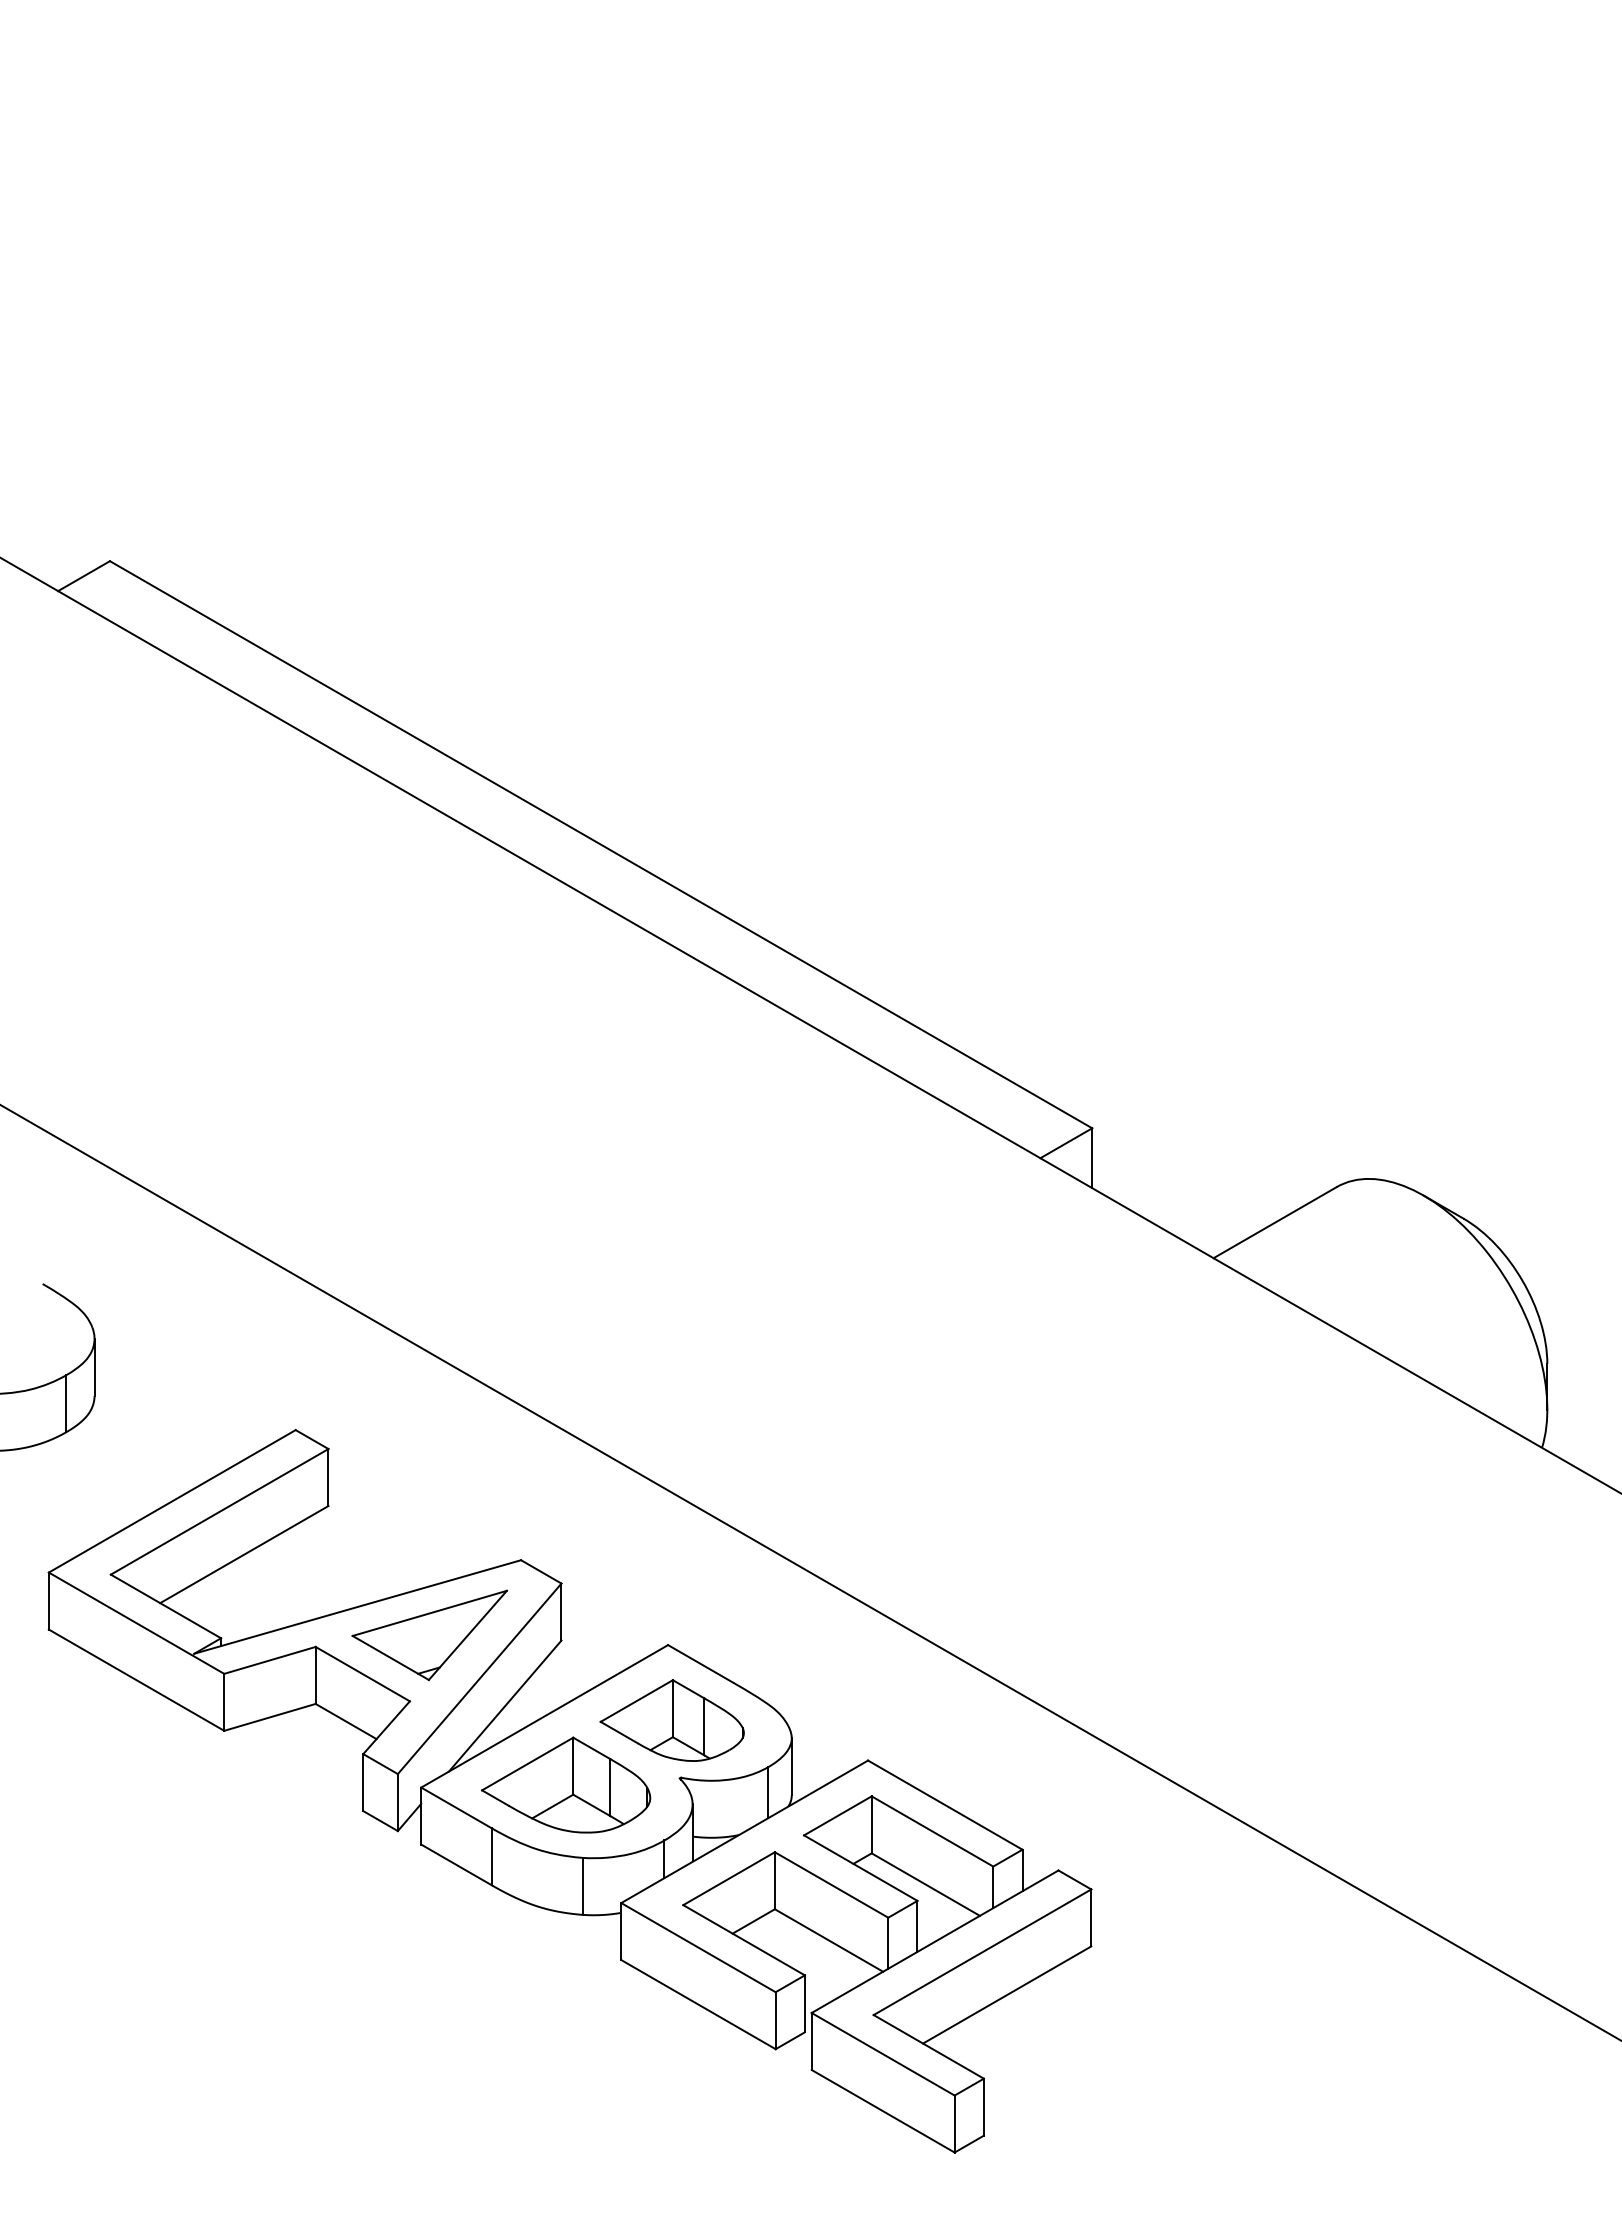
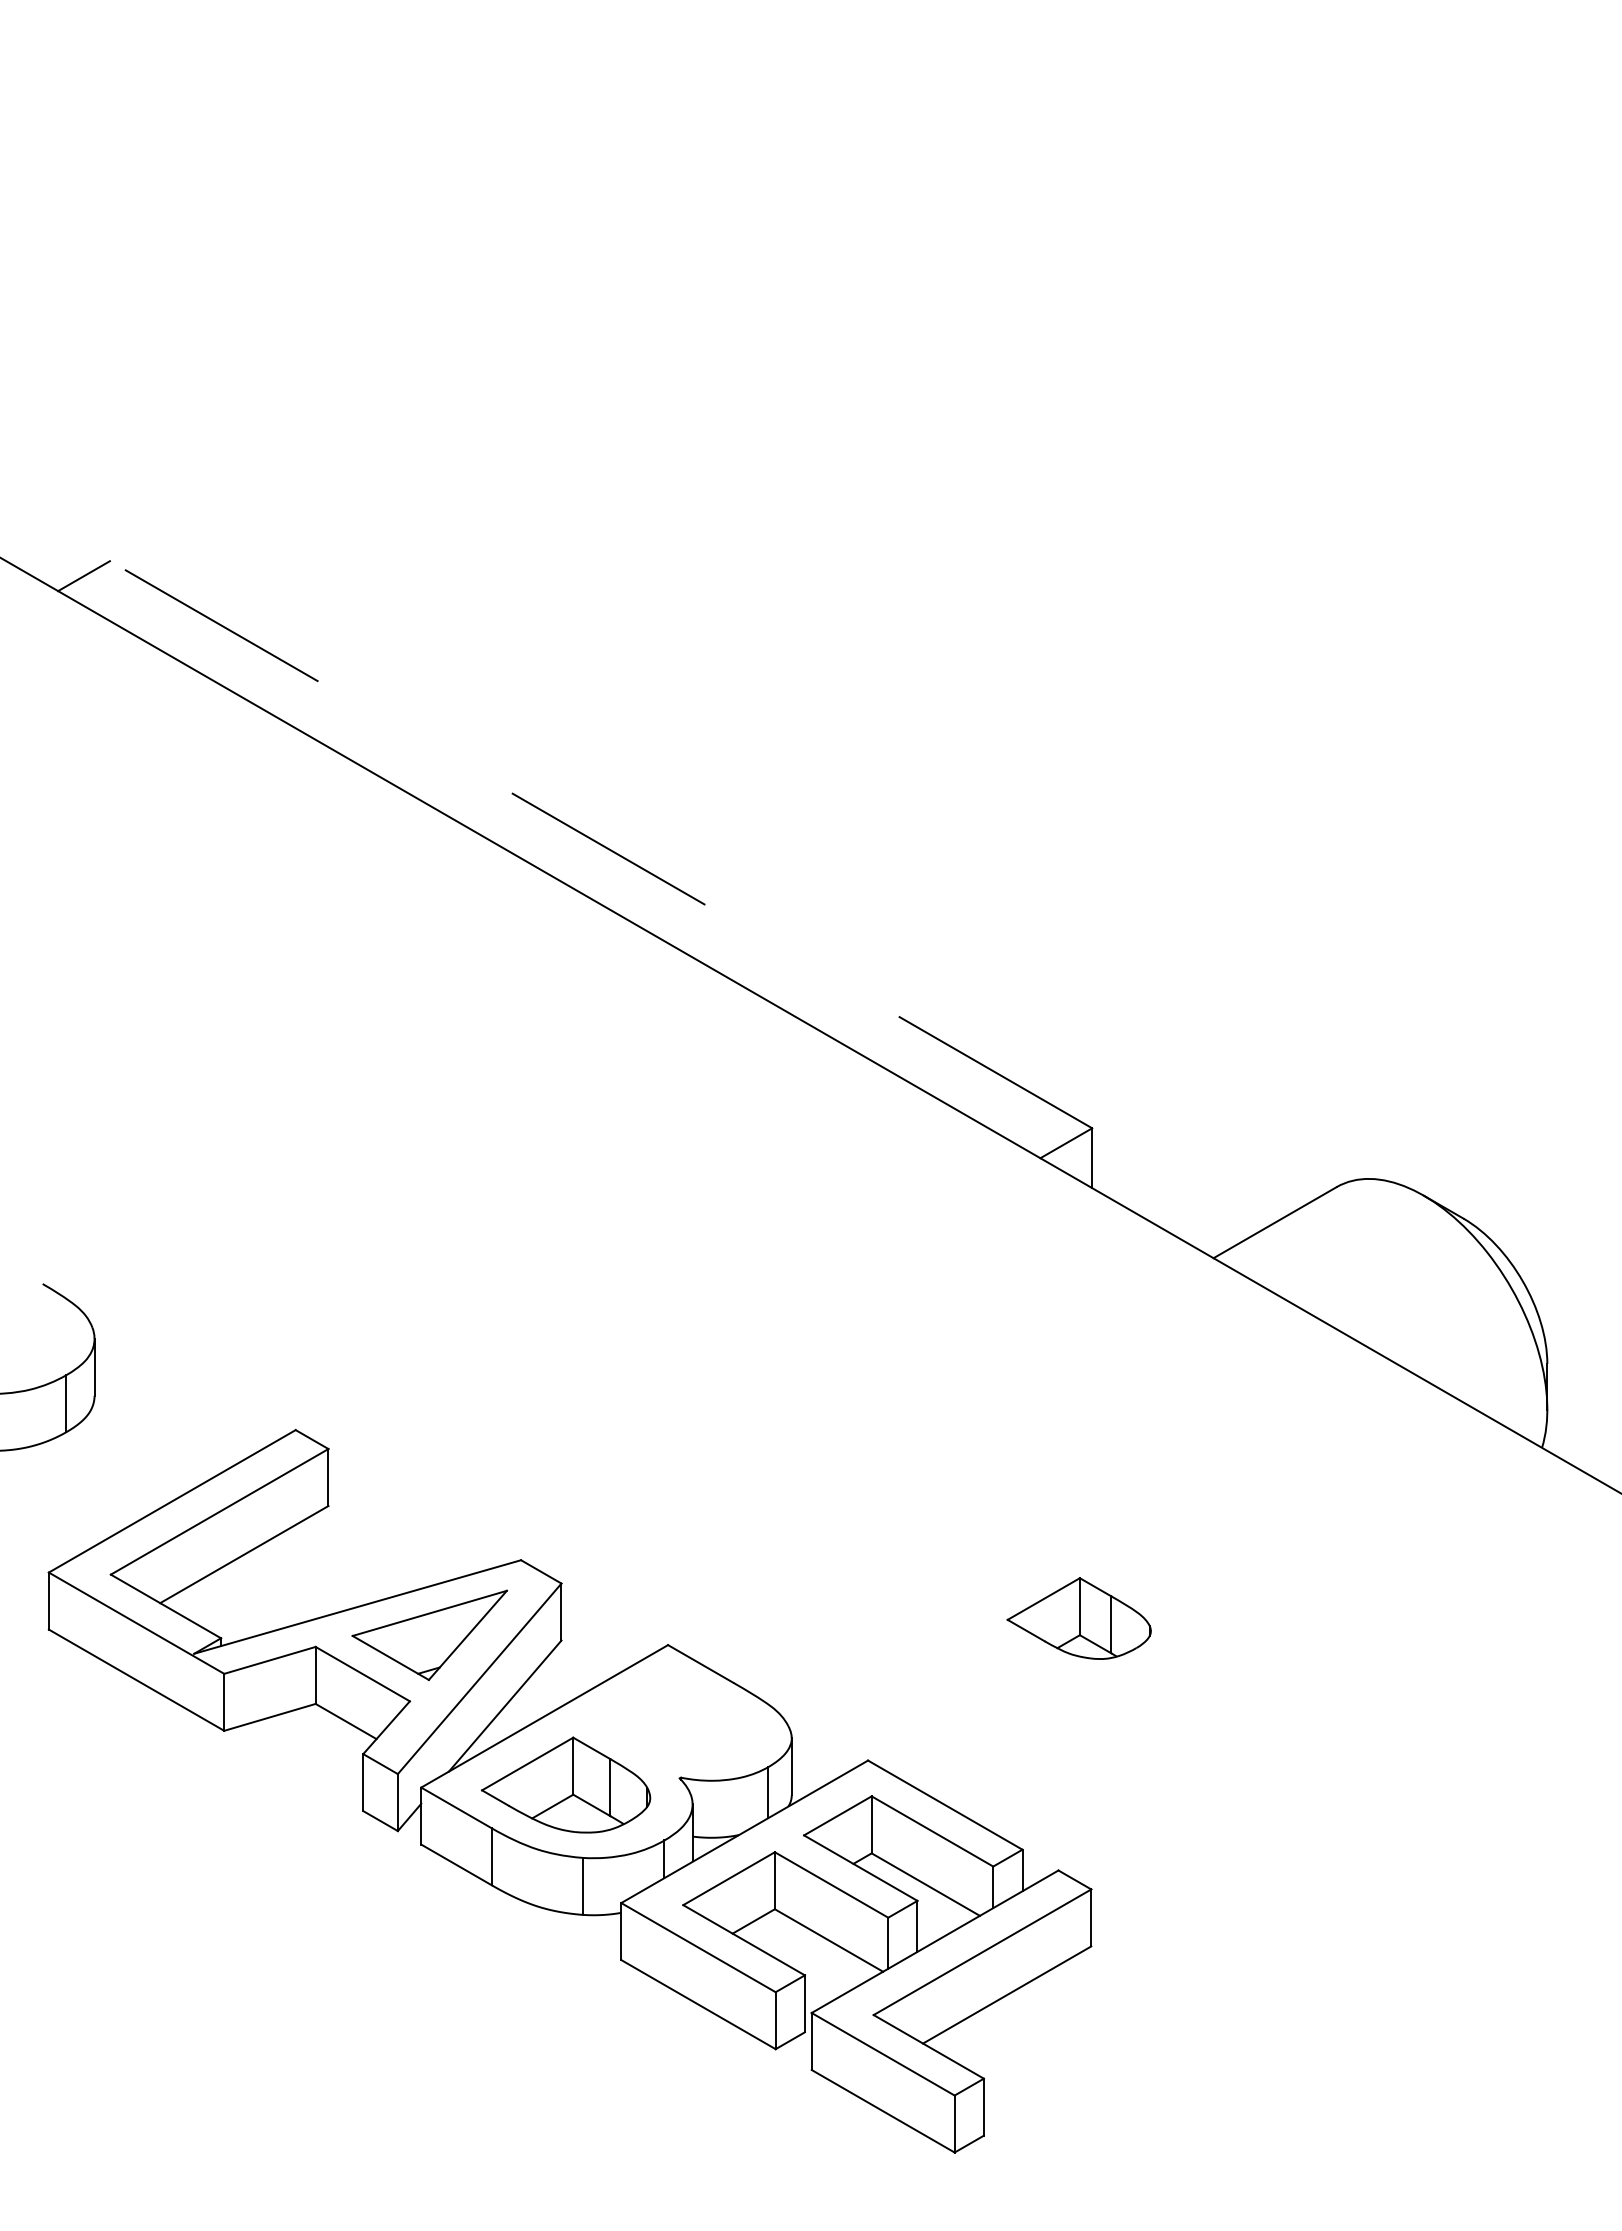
line: solid -> dashed (600, 844)
line: present -> none (810, 1572)
part position: (671, 1720) -> (1078, 1618) (1078, 1618)
